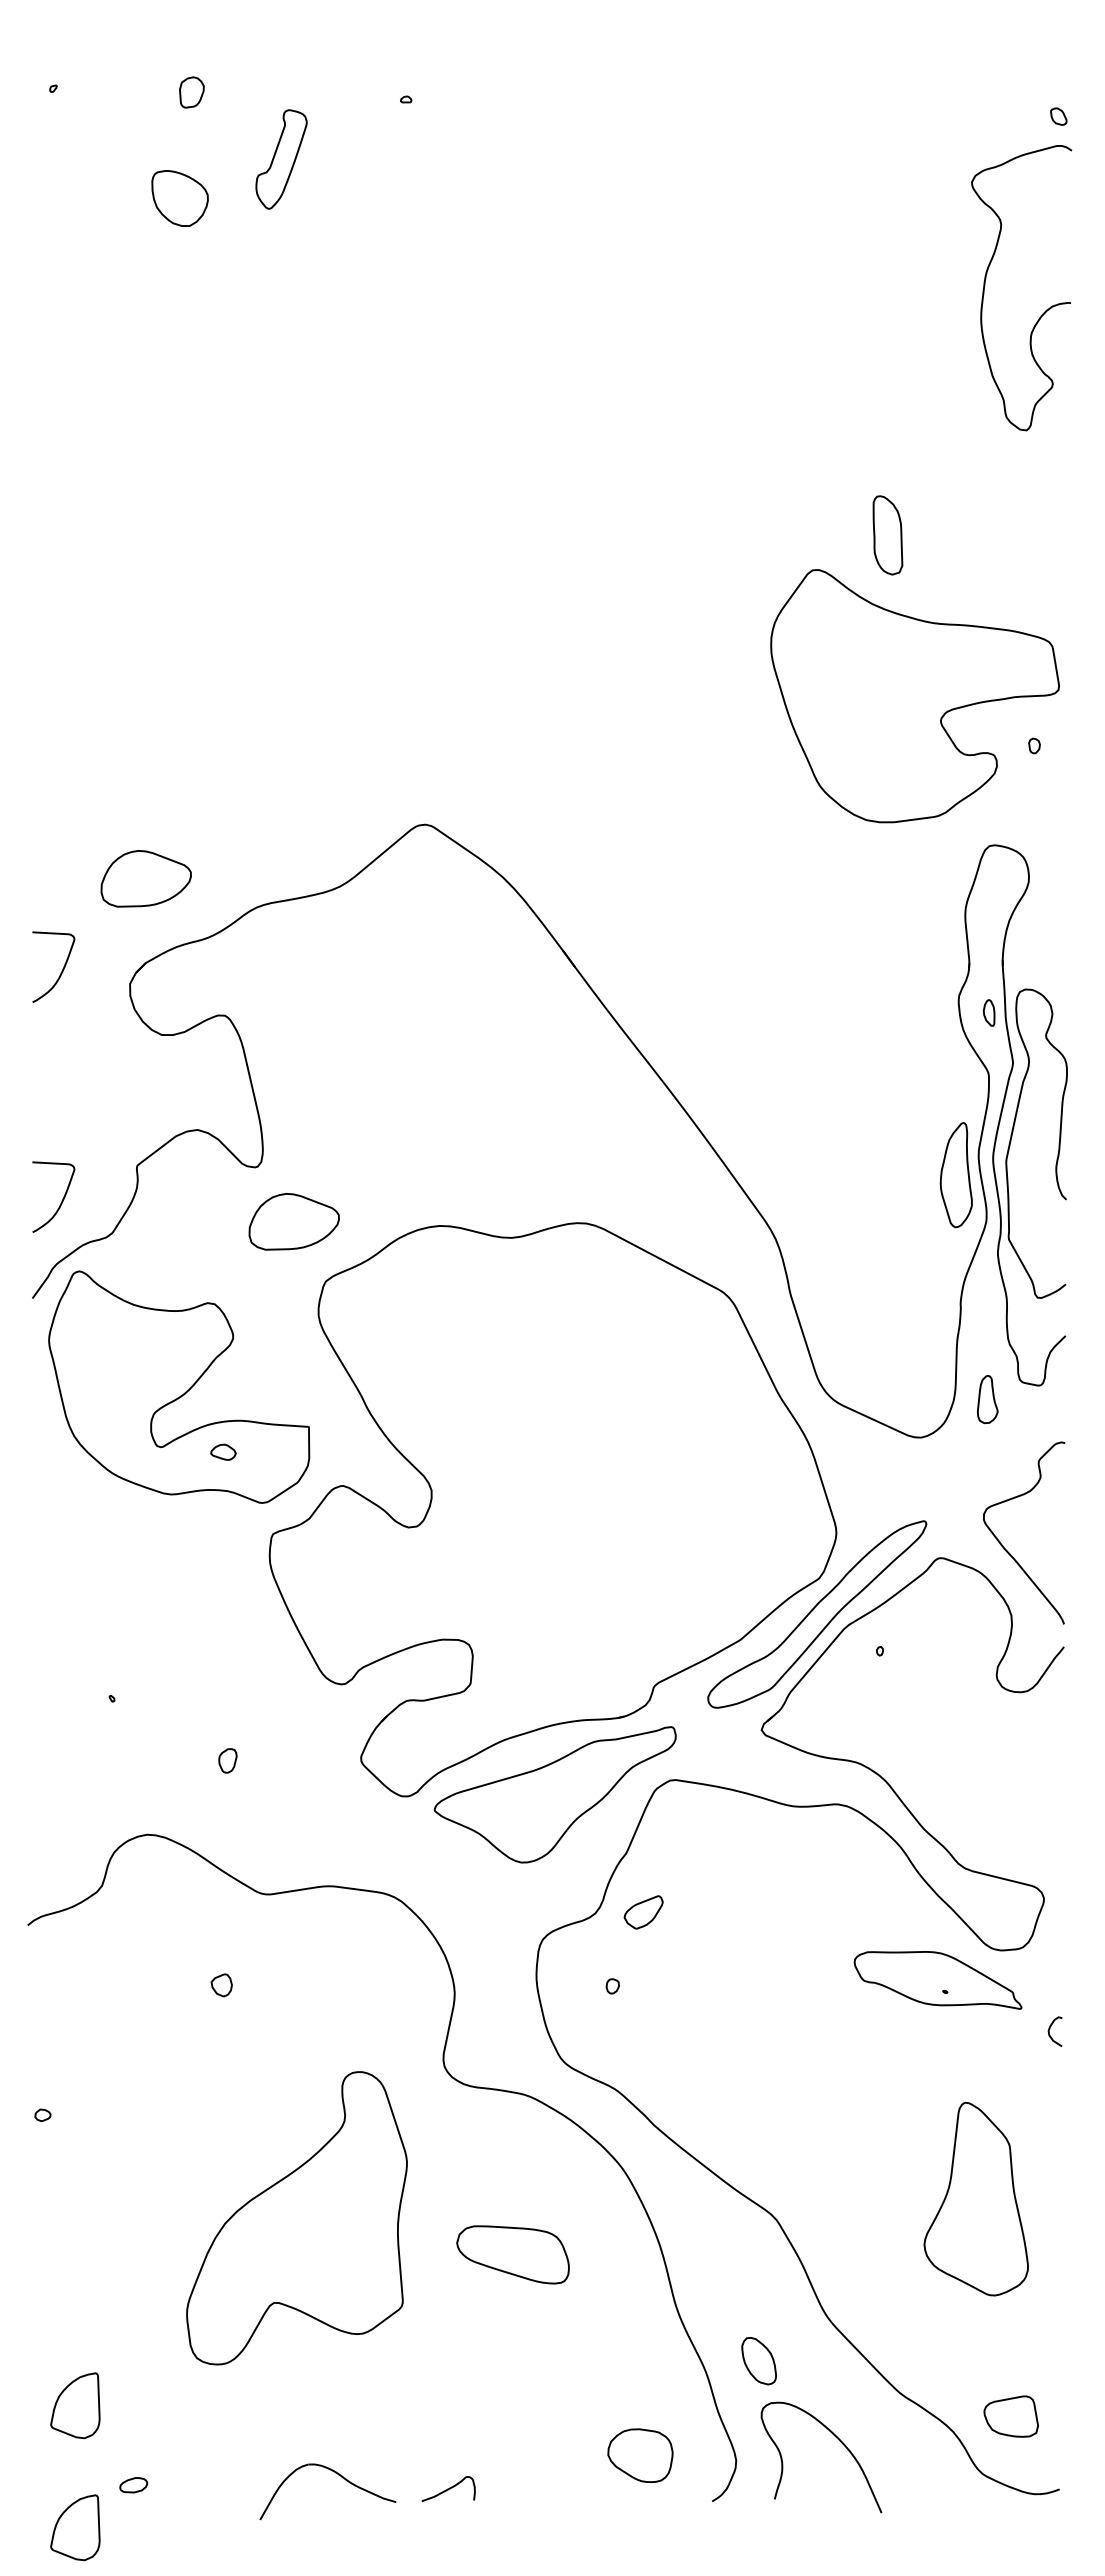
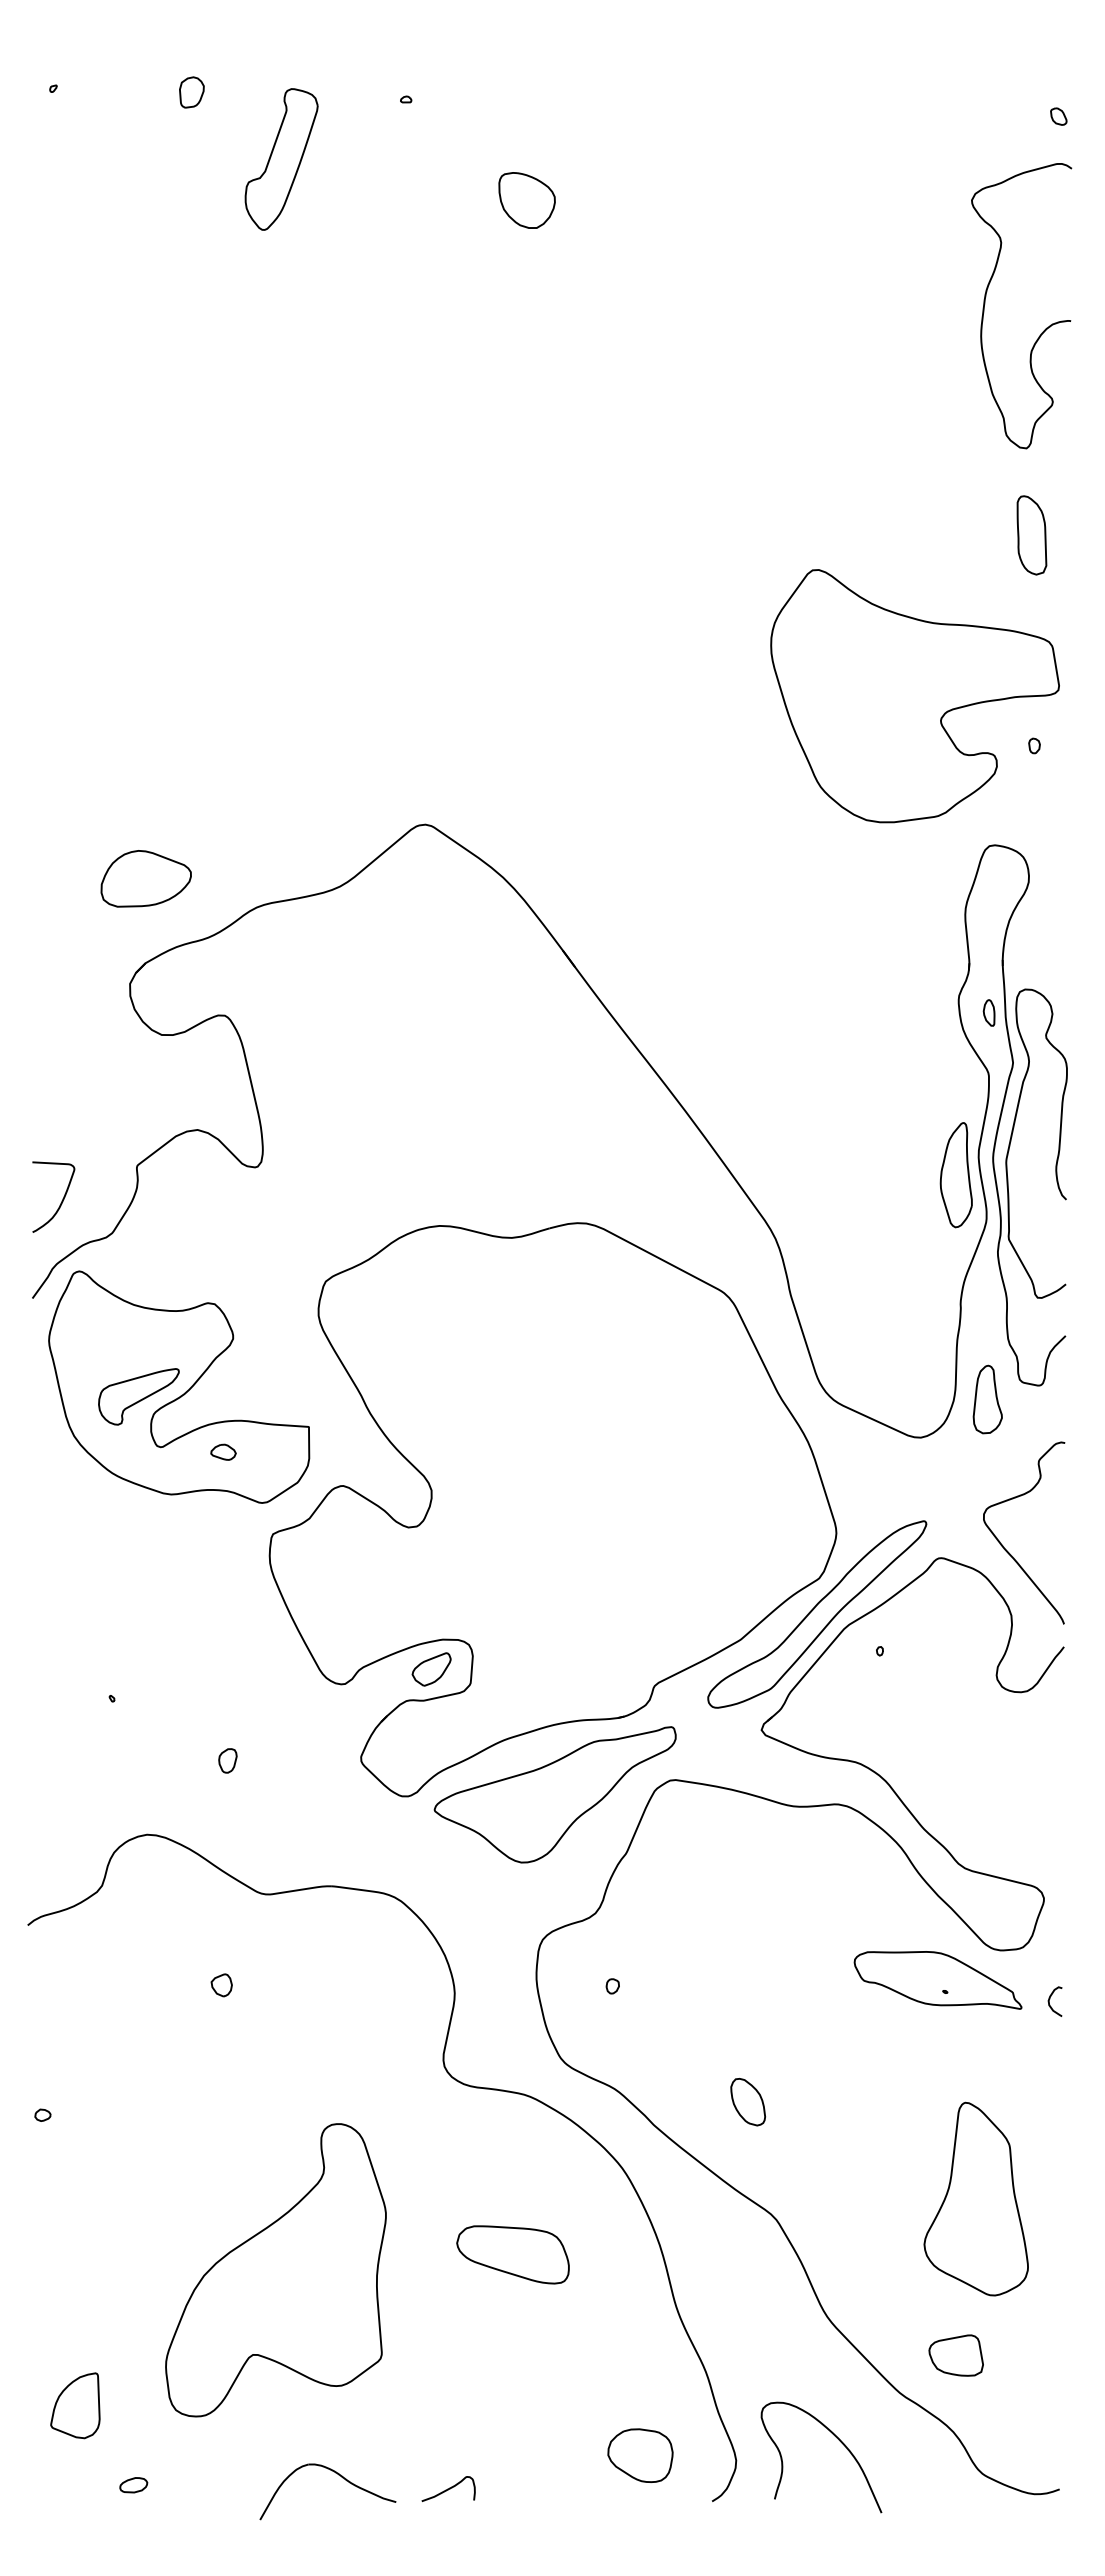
part size: 53x101 px -> 75x143 px (281, 159)
part position: (179, 198) -> (526, 200) (526, 200)
curve position: (1044, 311) -> (1044, 329) (1044, 329)
part position: (887, 535) -> (1031, 535) (1031, 535)
curve: present -> none (61, 970)
part: present -> none (293, 1221)
part: none -> present (138, 1396)
part size: 22x50 px -> 31x71 px (987, 1399)
part position: (643, 1912) -> (431, 1669) (431, 1669)
curve position: (1050, 2029) -> (1050, 1999) (1050, 1999)
part position: (296, 2218) -> (275, 2270) (275, 2270)
part position: (759, 2361) -> (748, 2102) (748, 2102)
part position: (1010, 2416) -> (955, 2355) (955, 2355)
part: present -> none (75, 2527)
